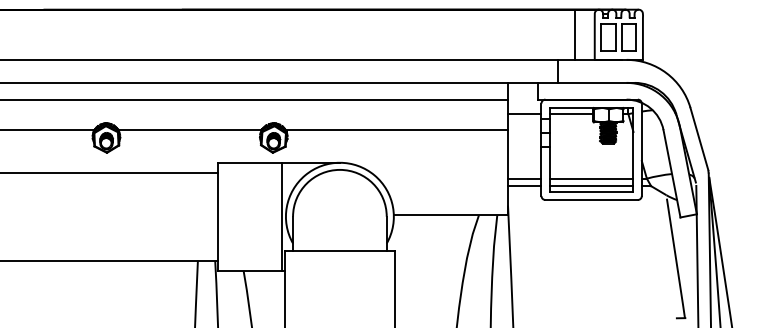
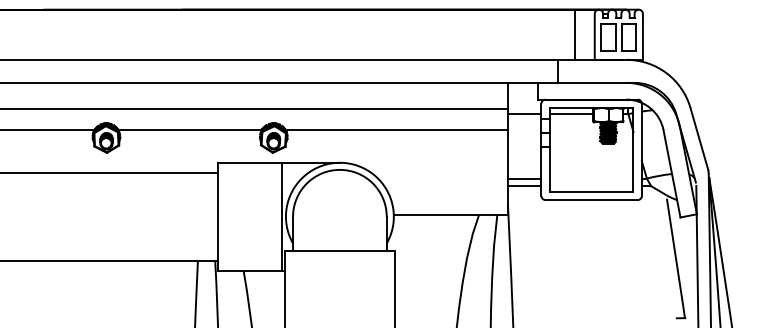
line position: (255, 99) -> (255, 108) (255, 108)
line: present -> none (591, 178)
line: present -> none (591, 186)
